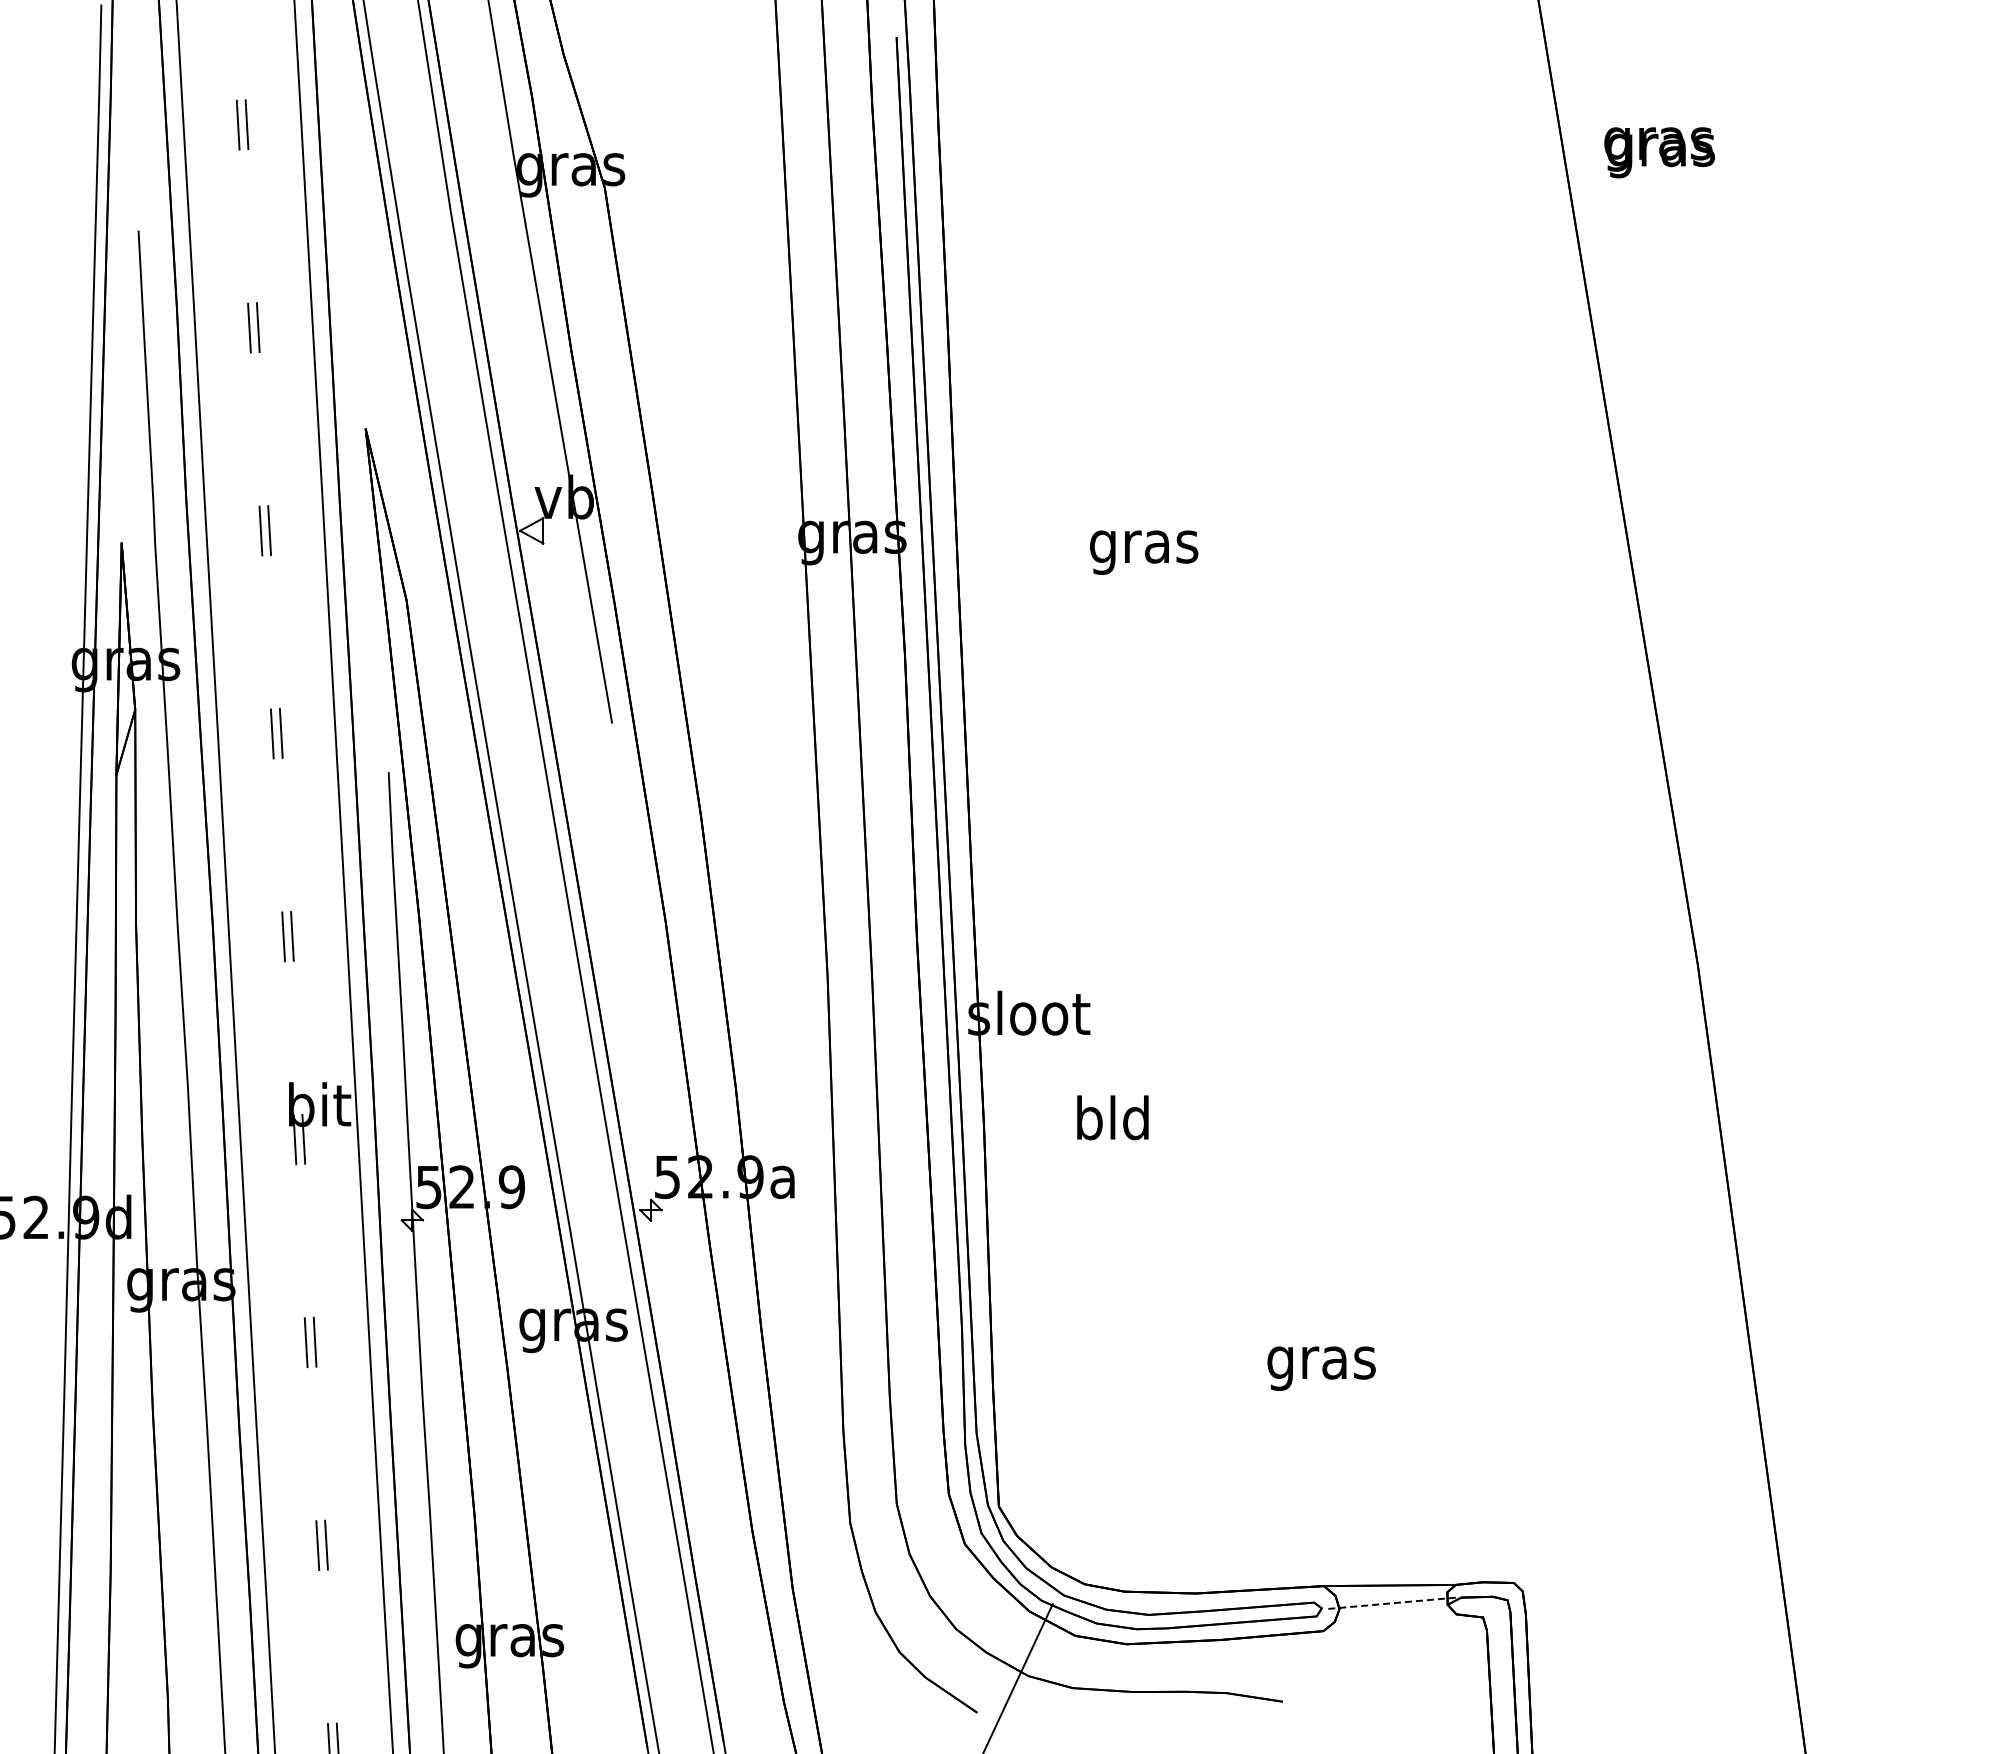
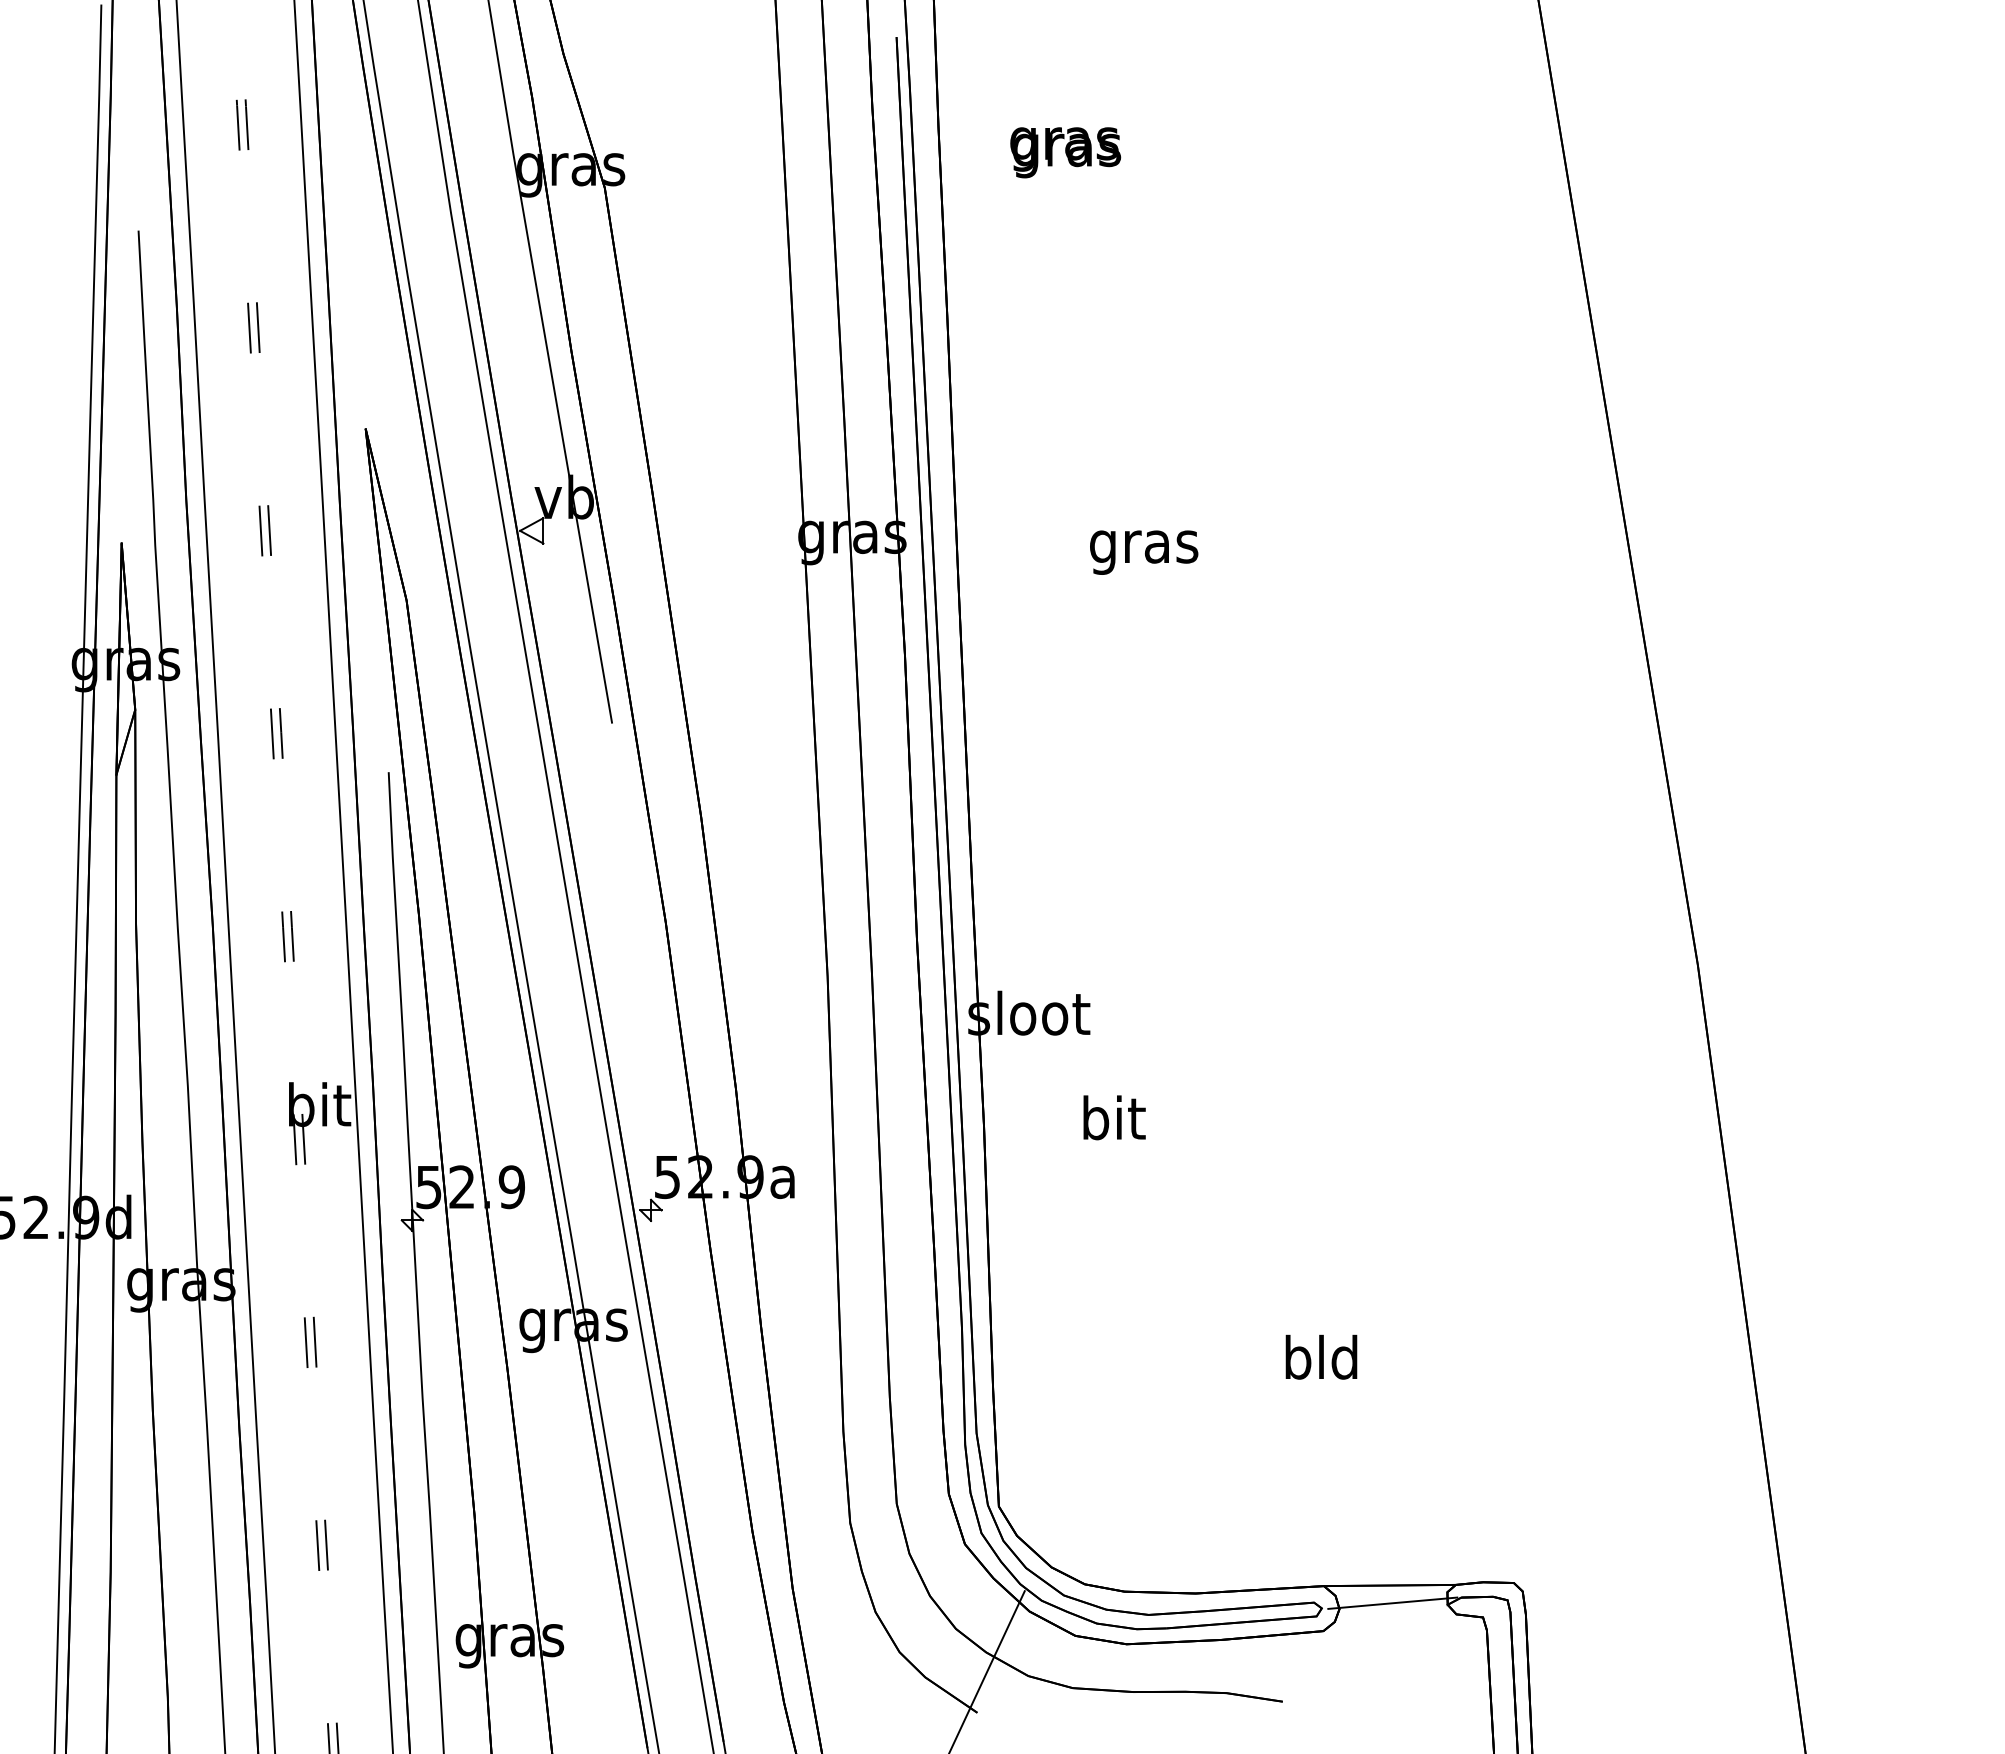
text position: (1659, 152) -> (1065, 152) (1065, 152)
text: bld -> bit (1112, 1117)
text: gras -> bld (1321, 1362)
line: dashed -> solid (1392, 1603)
line position: (1018, 1677) -> (987, 1670) (987, 1670)
